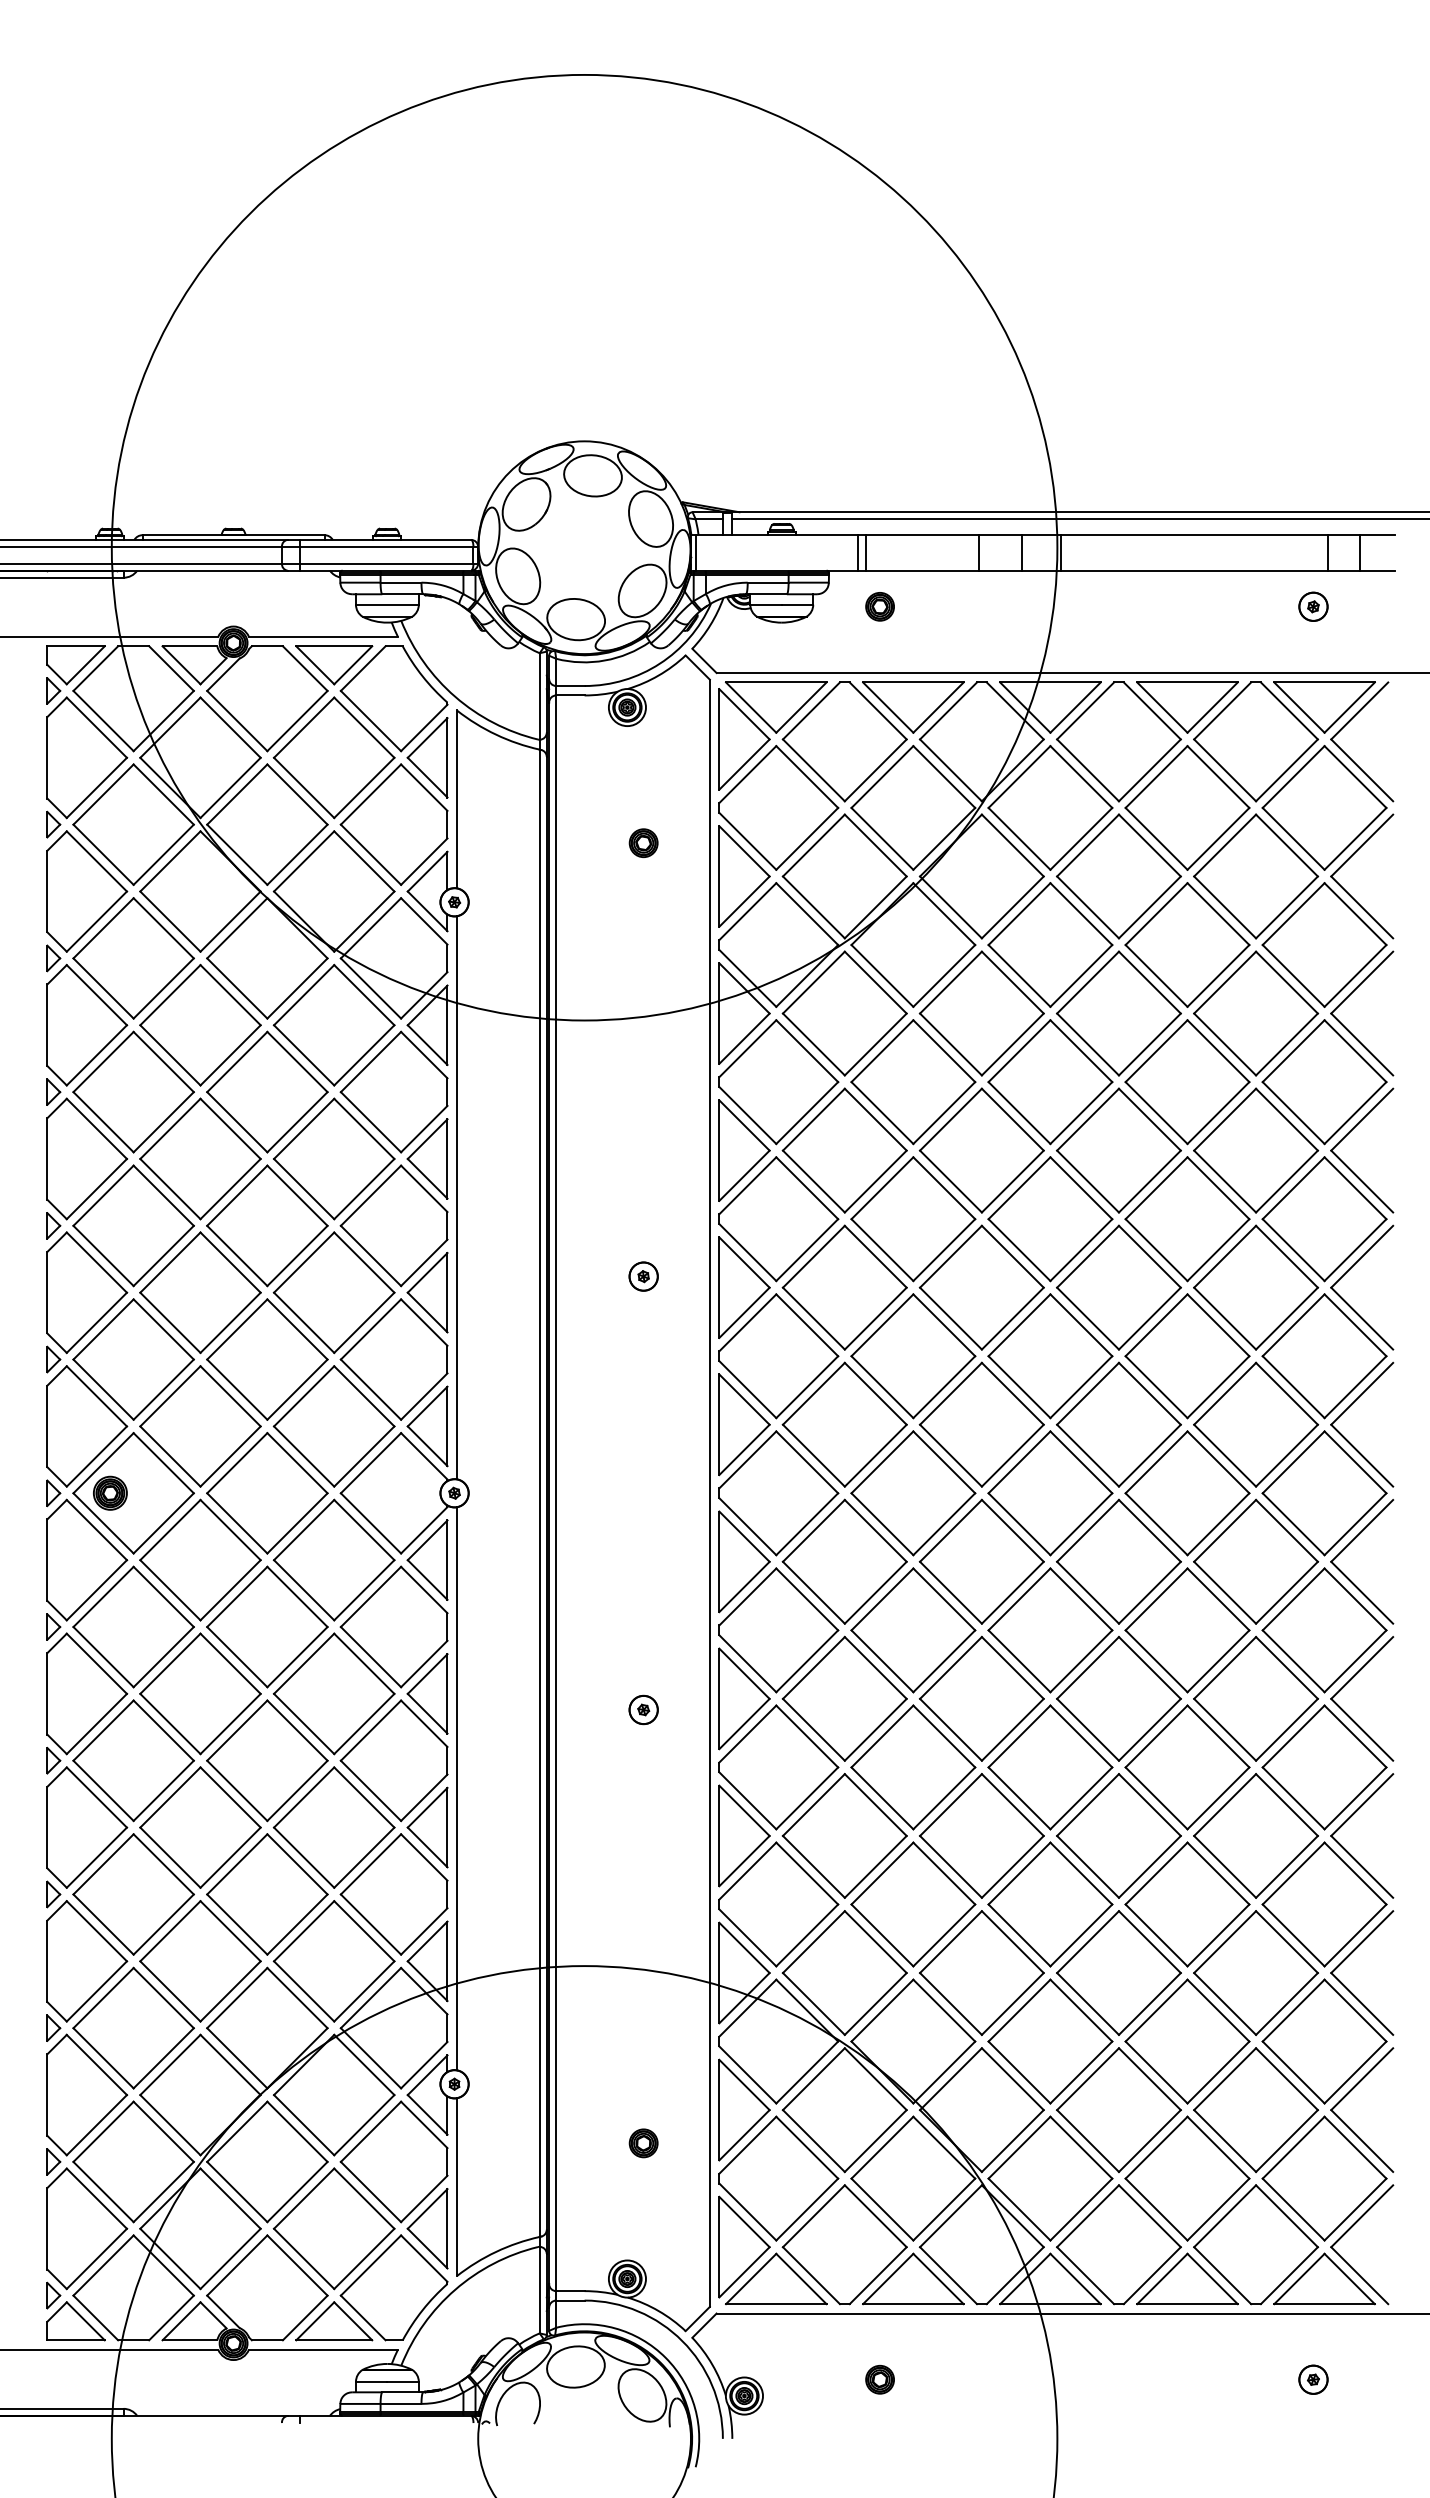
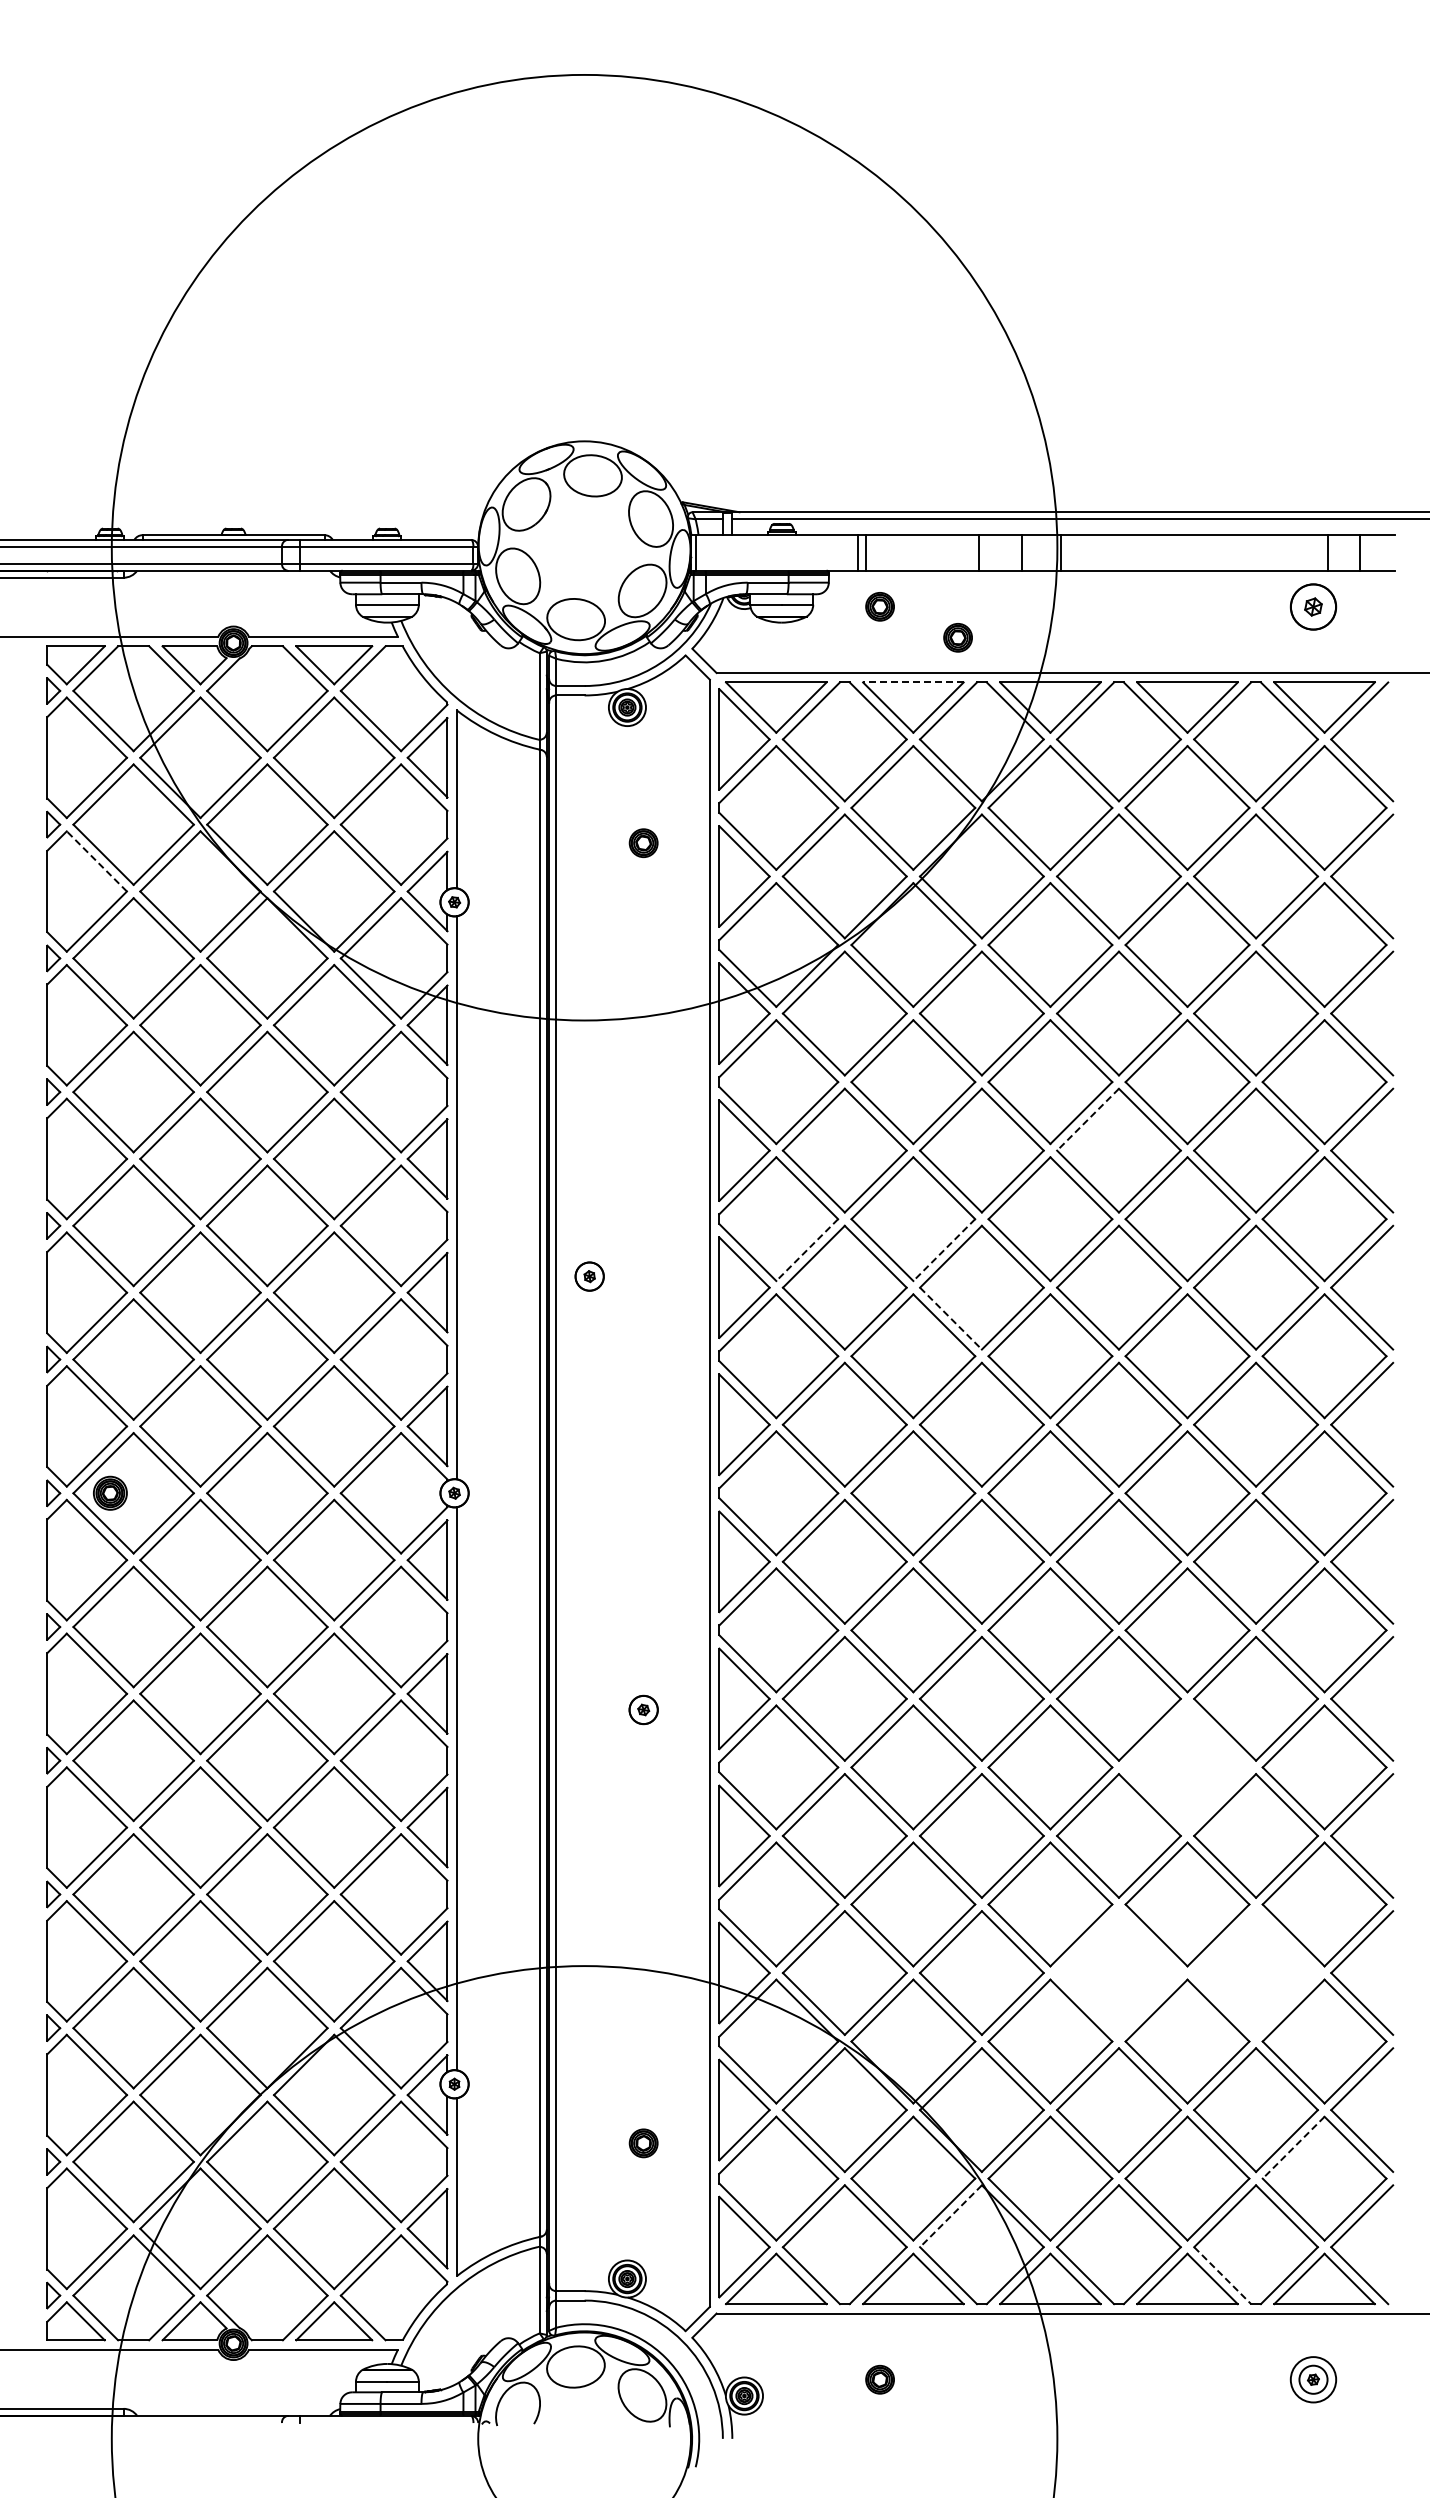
part size: 31x31 px -> 49x48 px (1313, 606)
part: none -> present (957, 637)
line: solid -> dashed (912, 682)
line: solid -> dashed (96, 861)
line: solid -> dashed (1088, 1119)
line: solid -> dashed (807, 1250)
line: solid -> dashed (944, 1250)
part position: (643, 1276) -> (589, 1276) (589, 1276)
line: solid -> dashed (950, 1318)
part: present -> none (1187, 1767)
part: present -> none (1118, 1972)
part: present -> none (1255, 1972)
line: solid -> dashed (1293, 2147)
line: solid -> dashed (950, 2216)
line: solid -> dashed (1223, 2276)
circle diameter: 28 px -> 45 px (1313, 2379)
